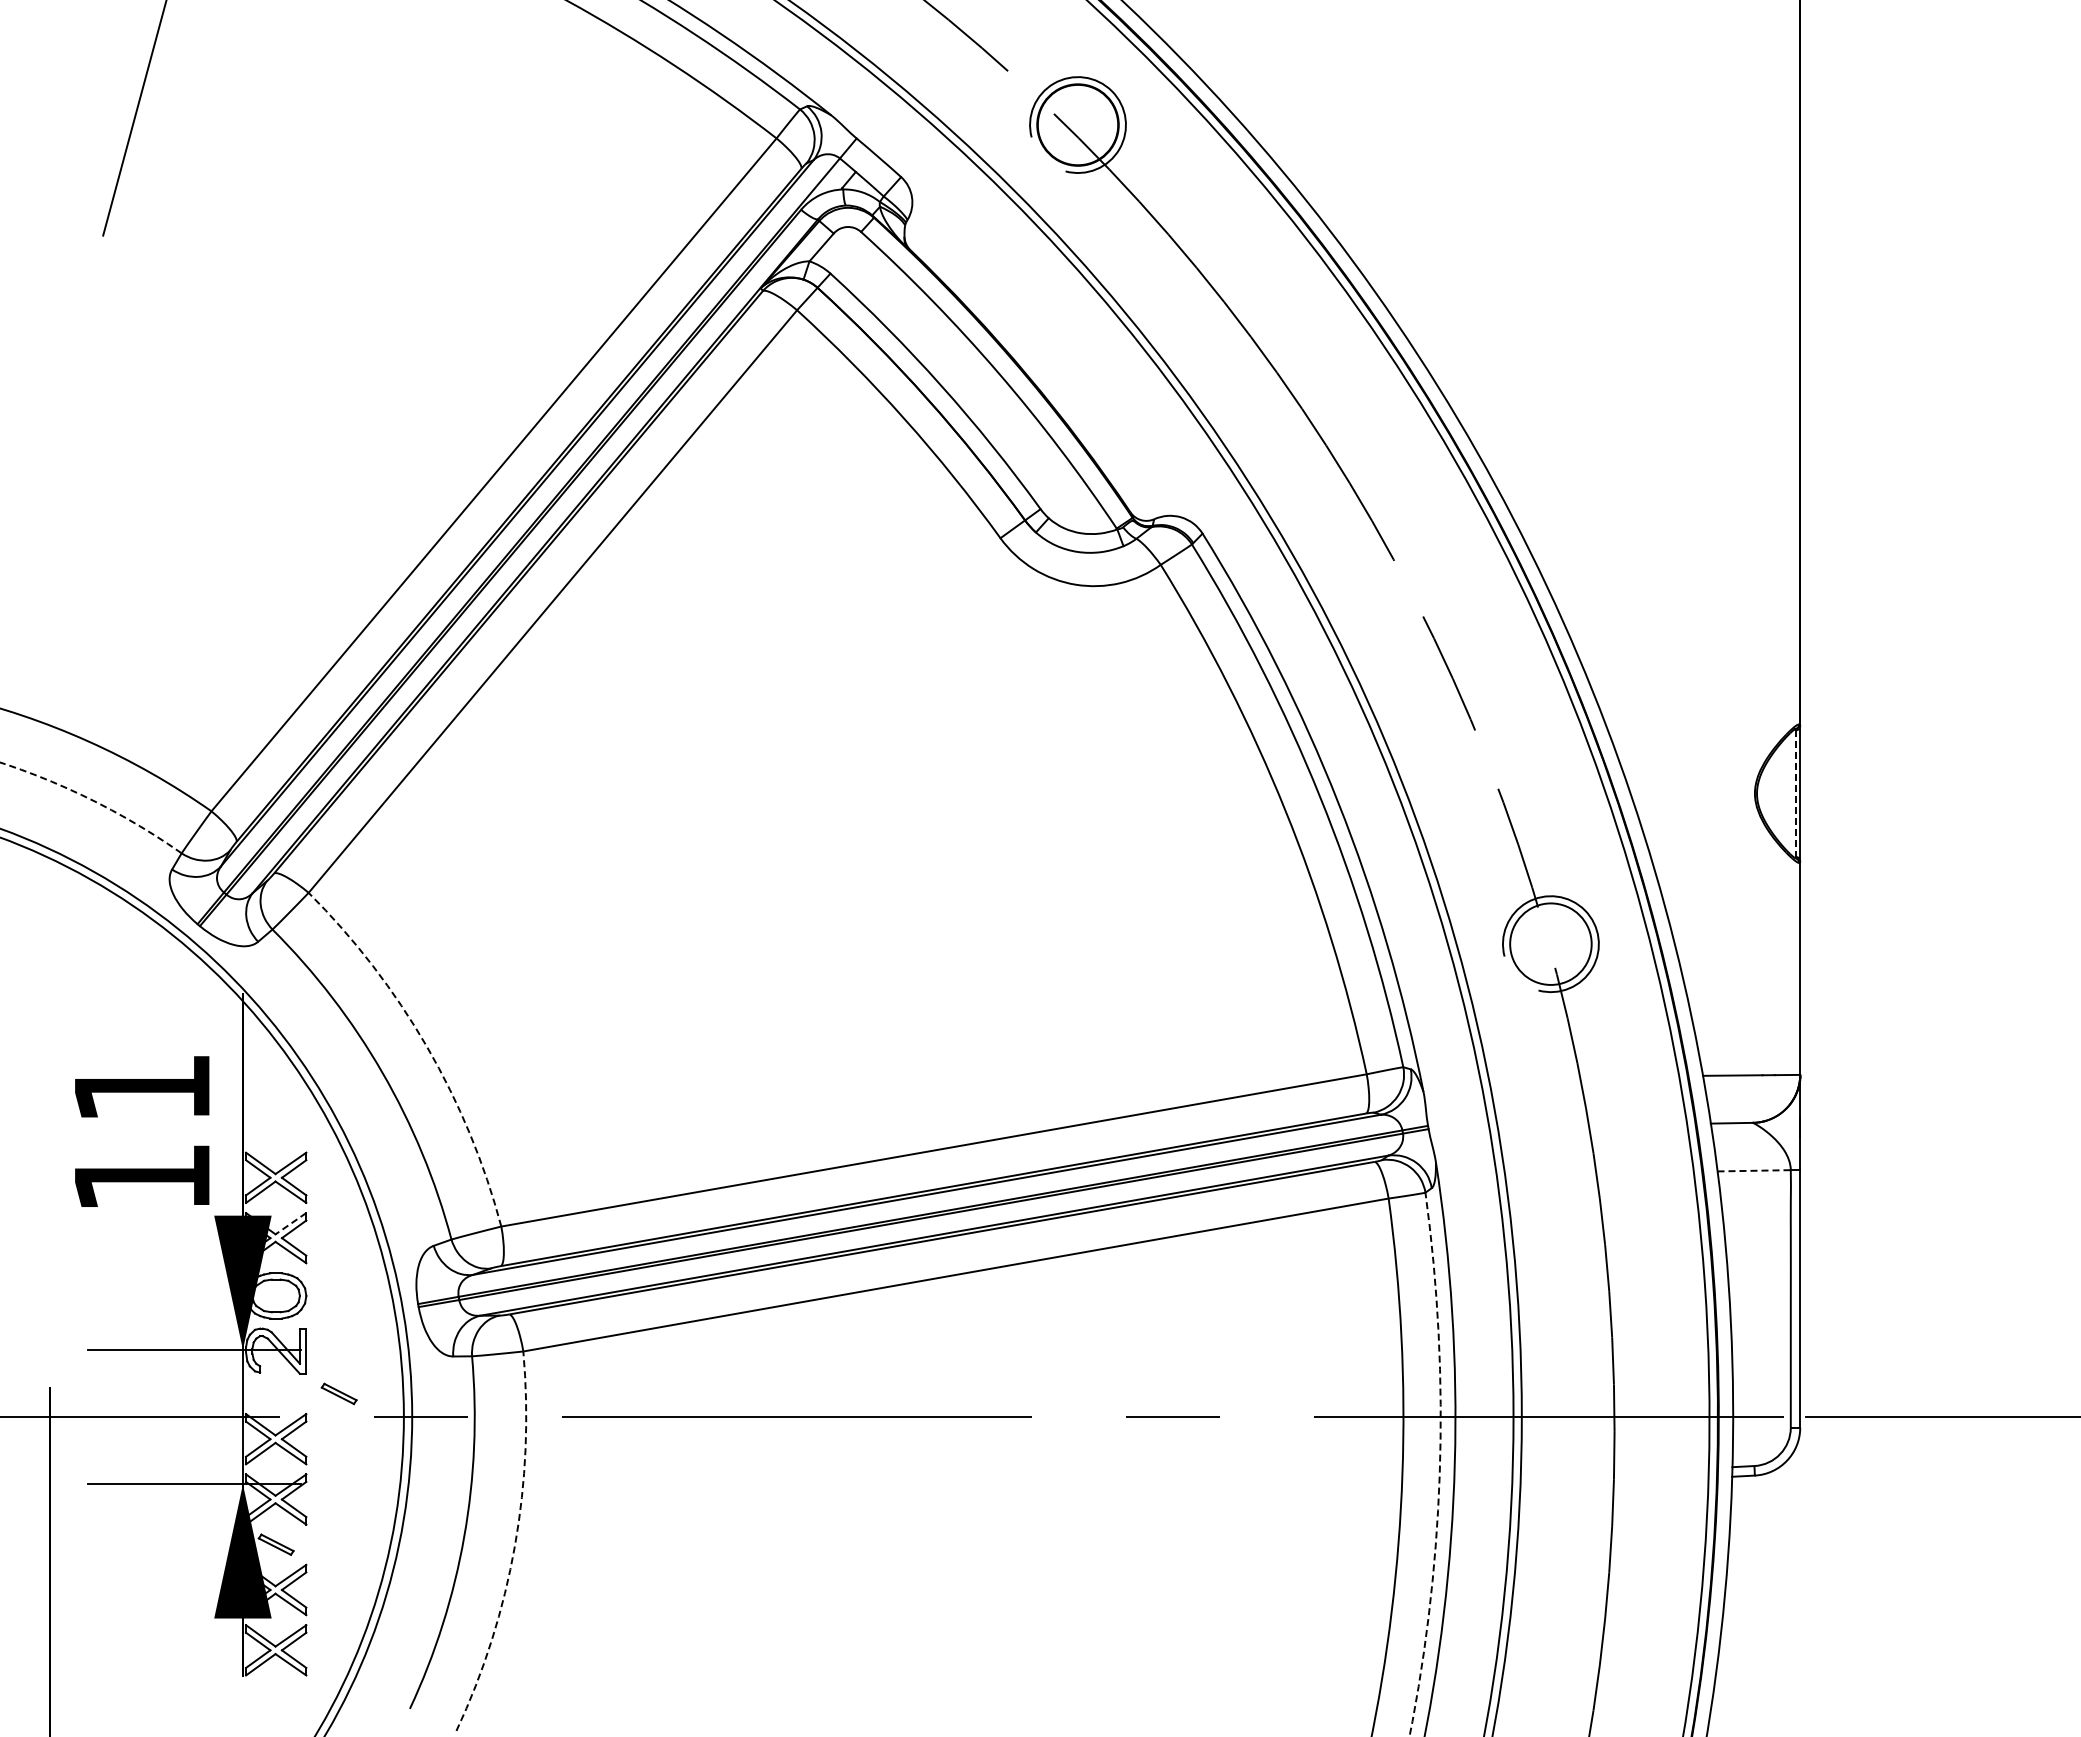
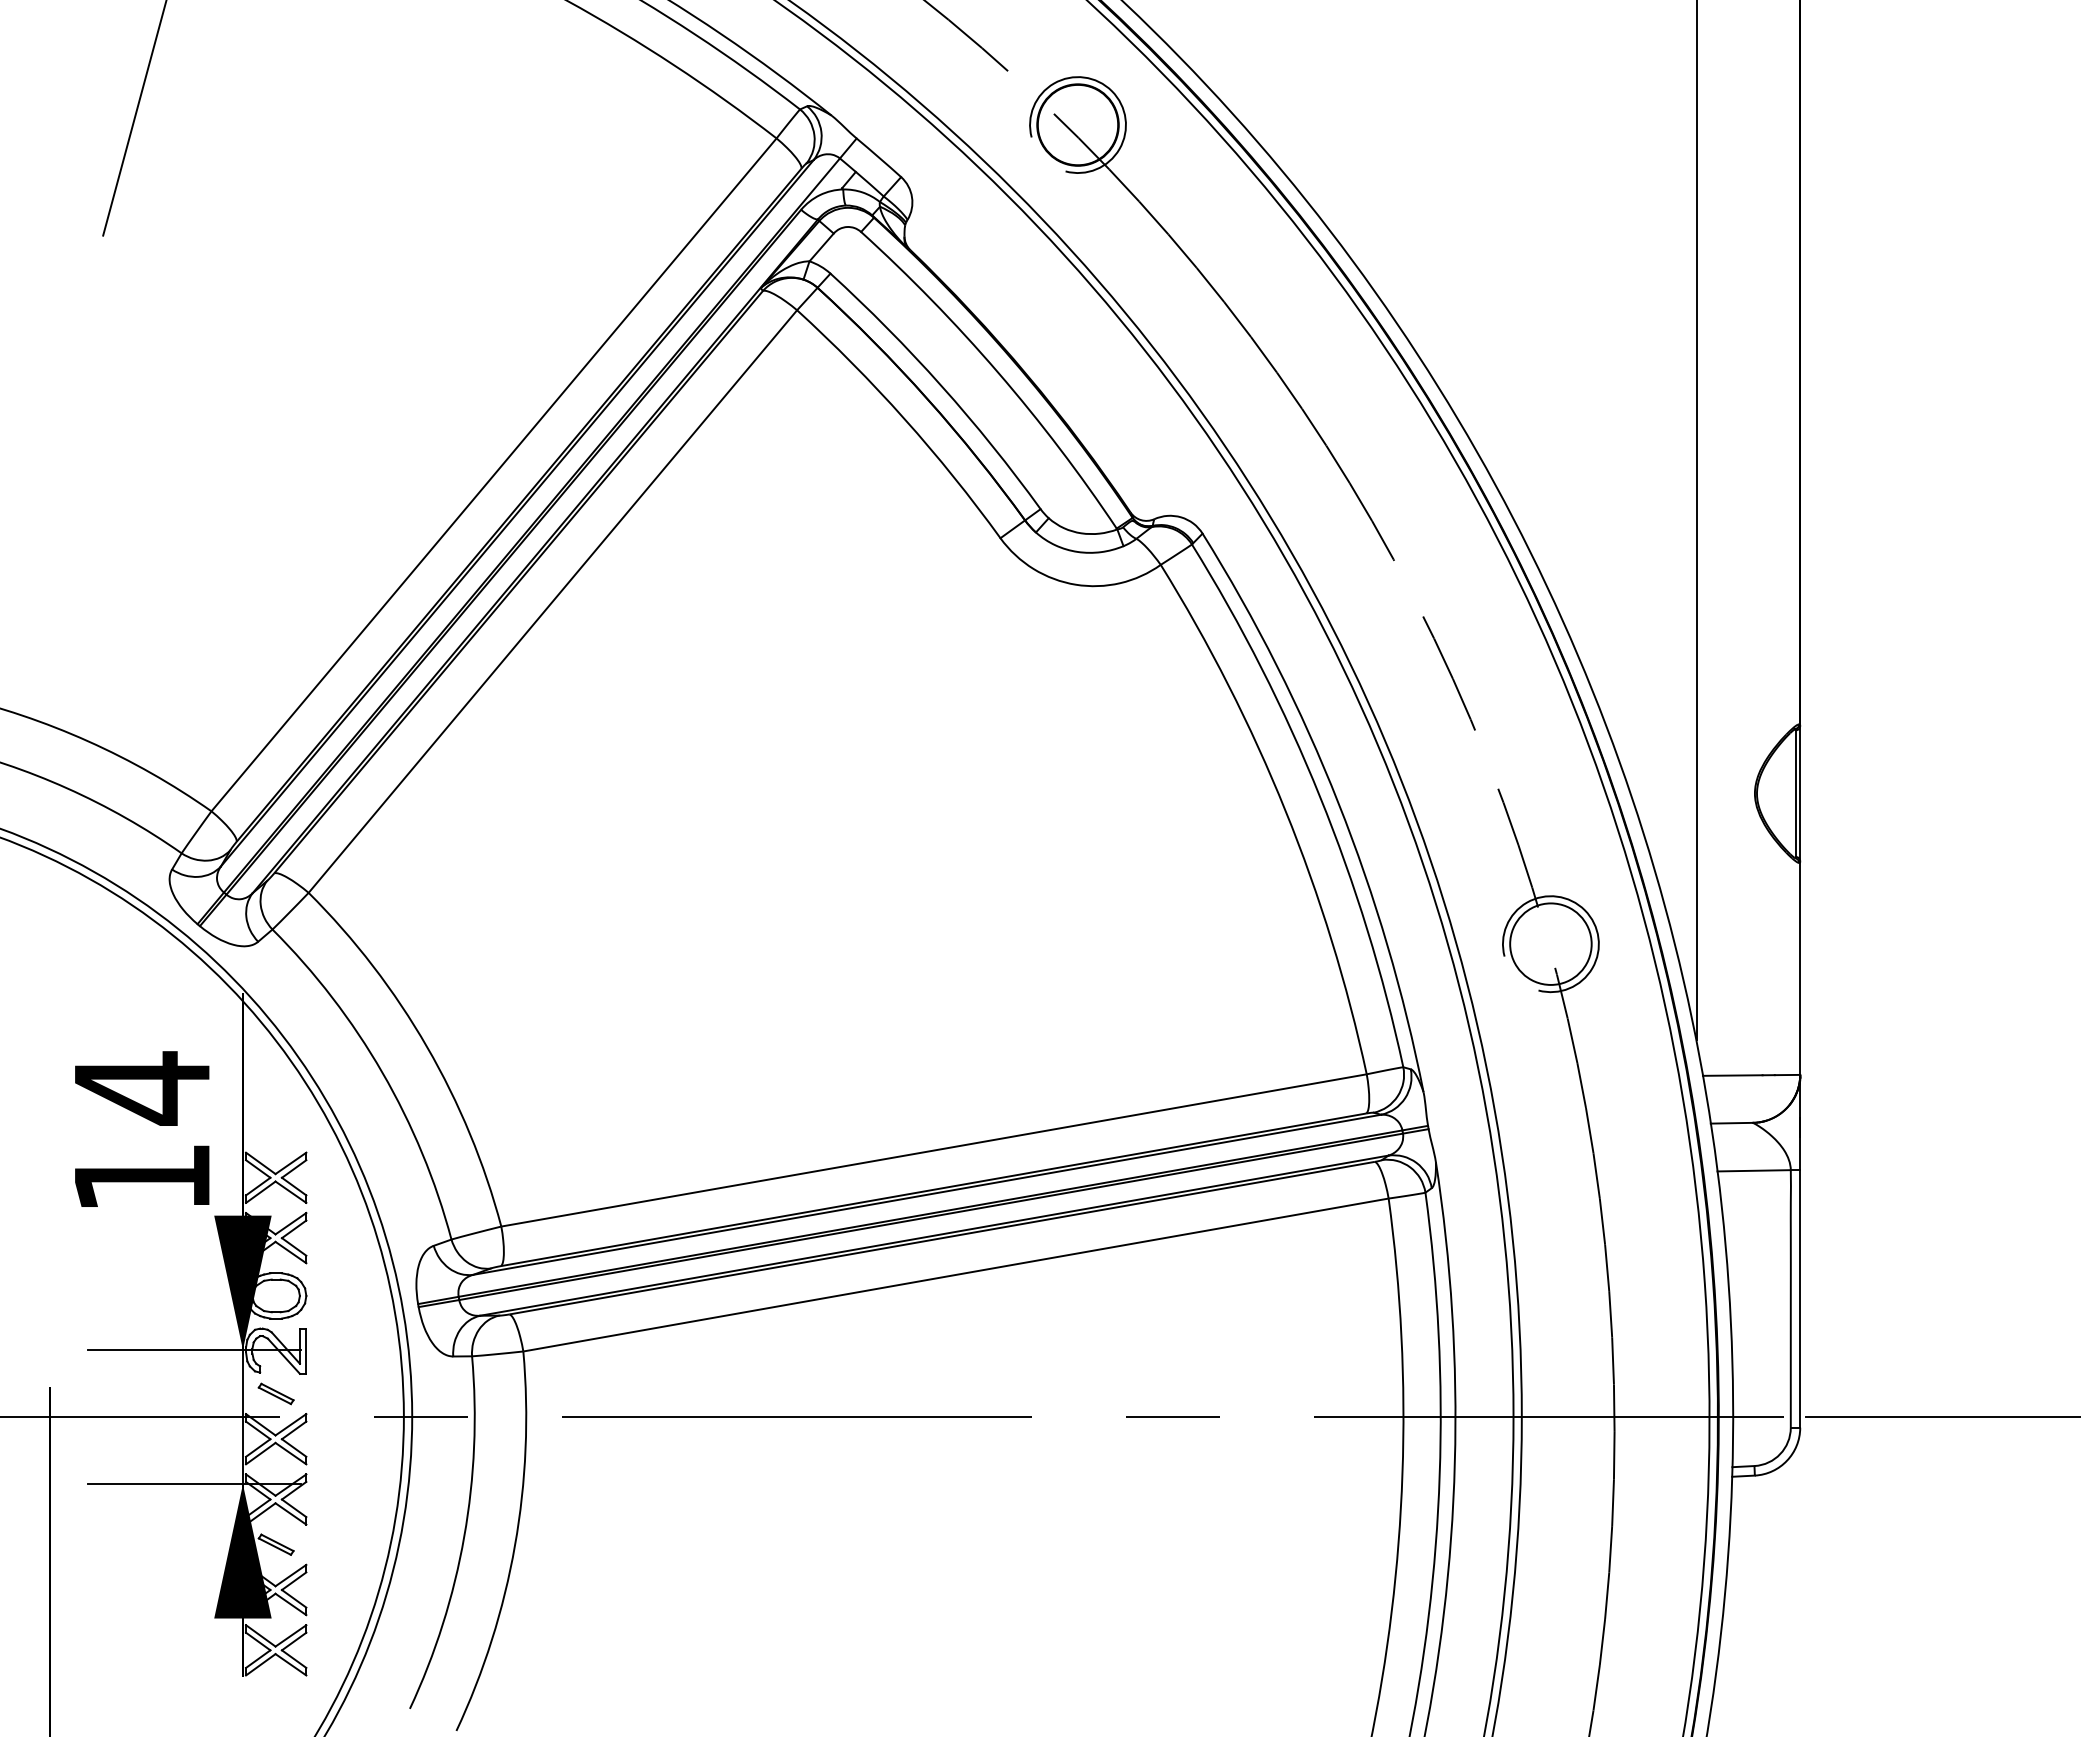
line: none -> present (1696, 520)
line: dashed -> solid (1795, 794)
arc: dashed -> solid (95, 801)
arc: dashed -> solid (427, 1046)
text: 11 -> 14 (142, 1088)
line: dashed -> solid (1754, 1170)
line: dashed -> solid (290, 1223)
part position: (338, 1393) -> (275, 1393) (275, 1393)
arc: dashed -> solid (1439, 1465)
arc: dashed -> solid (515, 1545)
